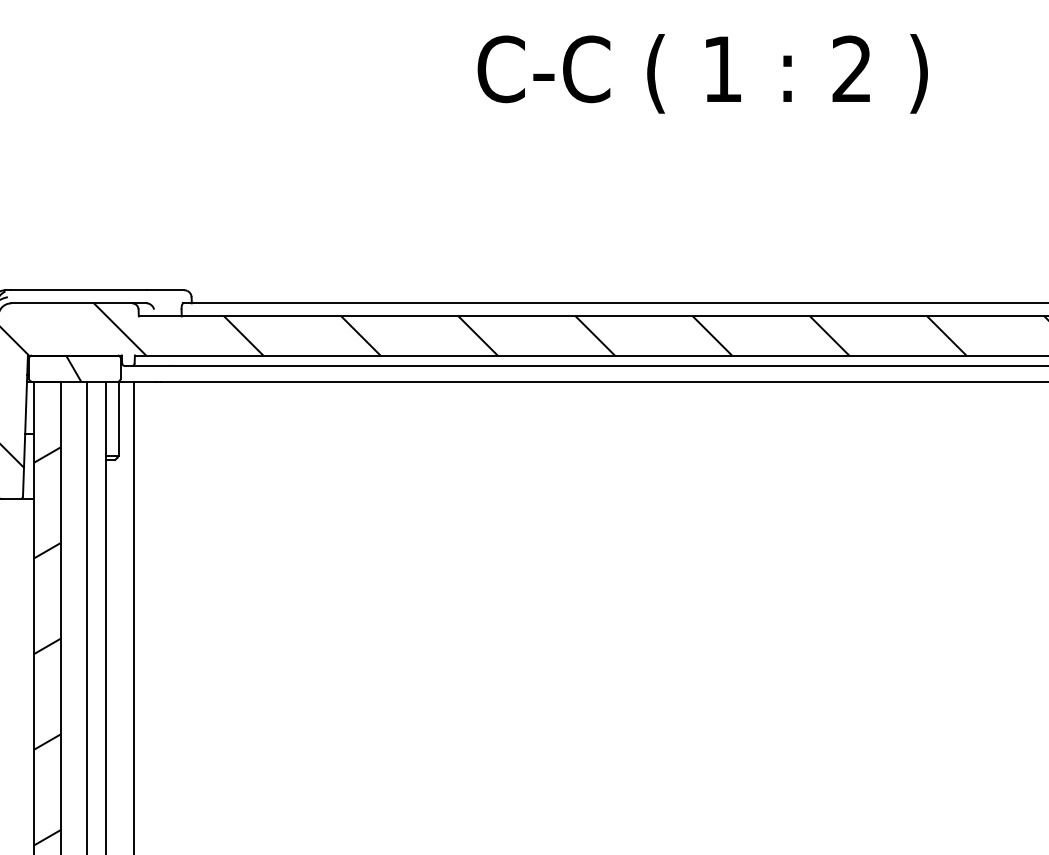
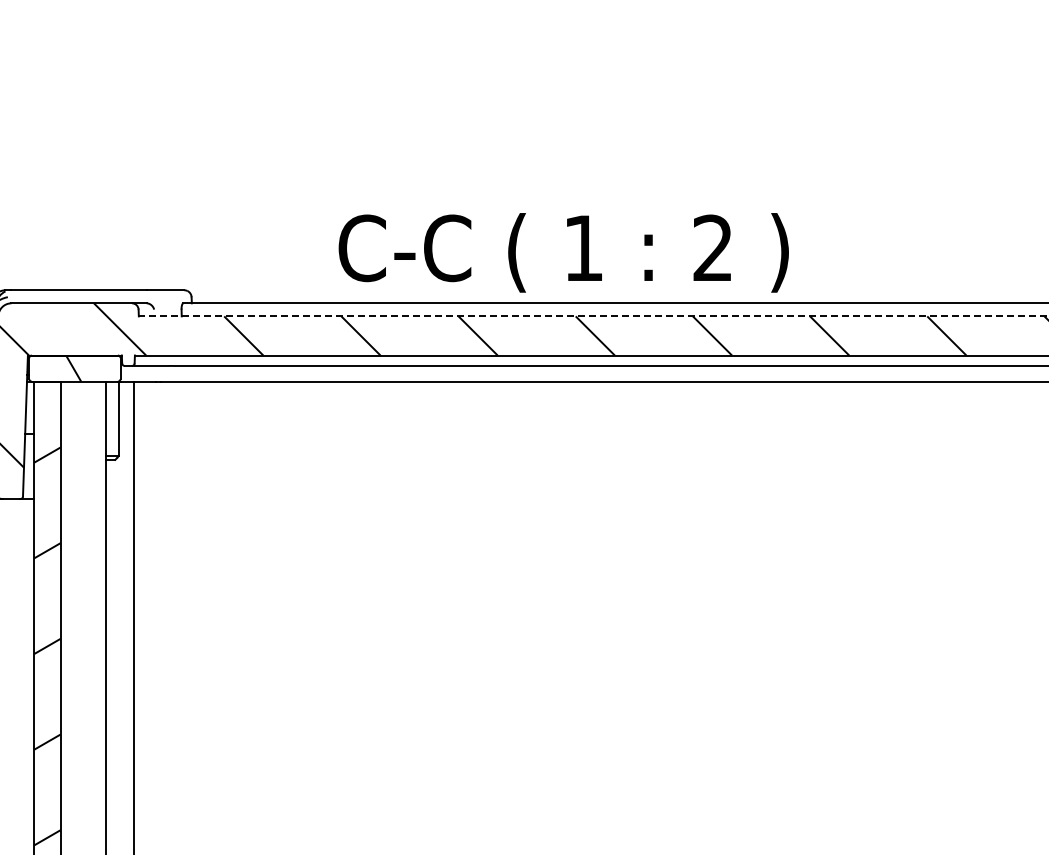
text position: (702, 73) -> (563, 252) (563, 252)
line: solid -> dashed (593, 316)
line: present -> none (86, 616)
